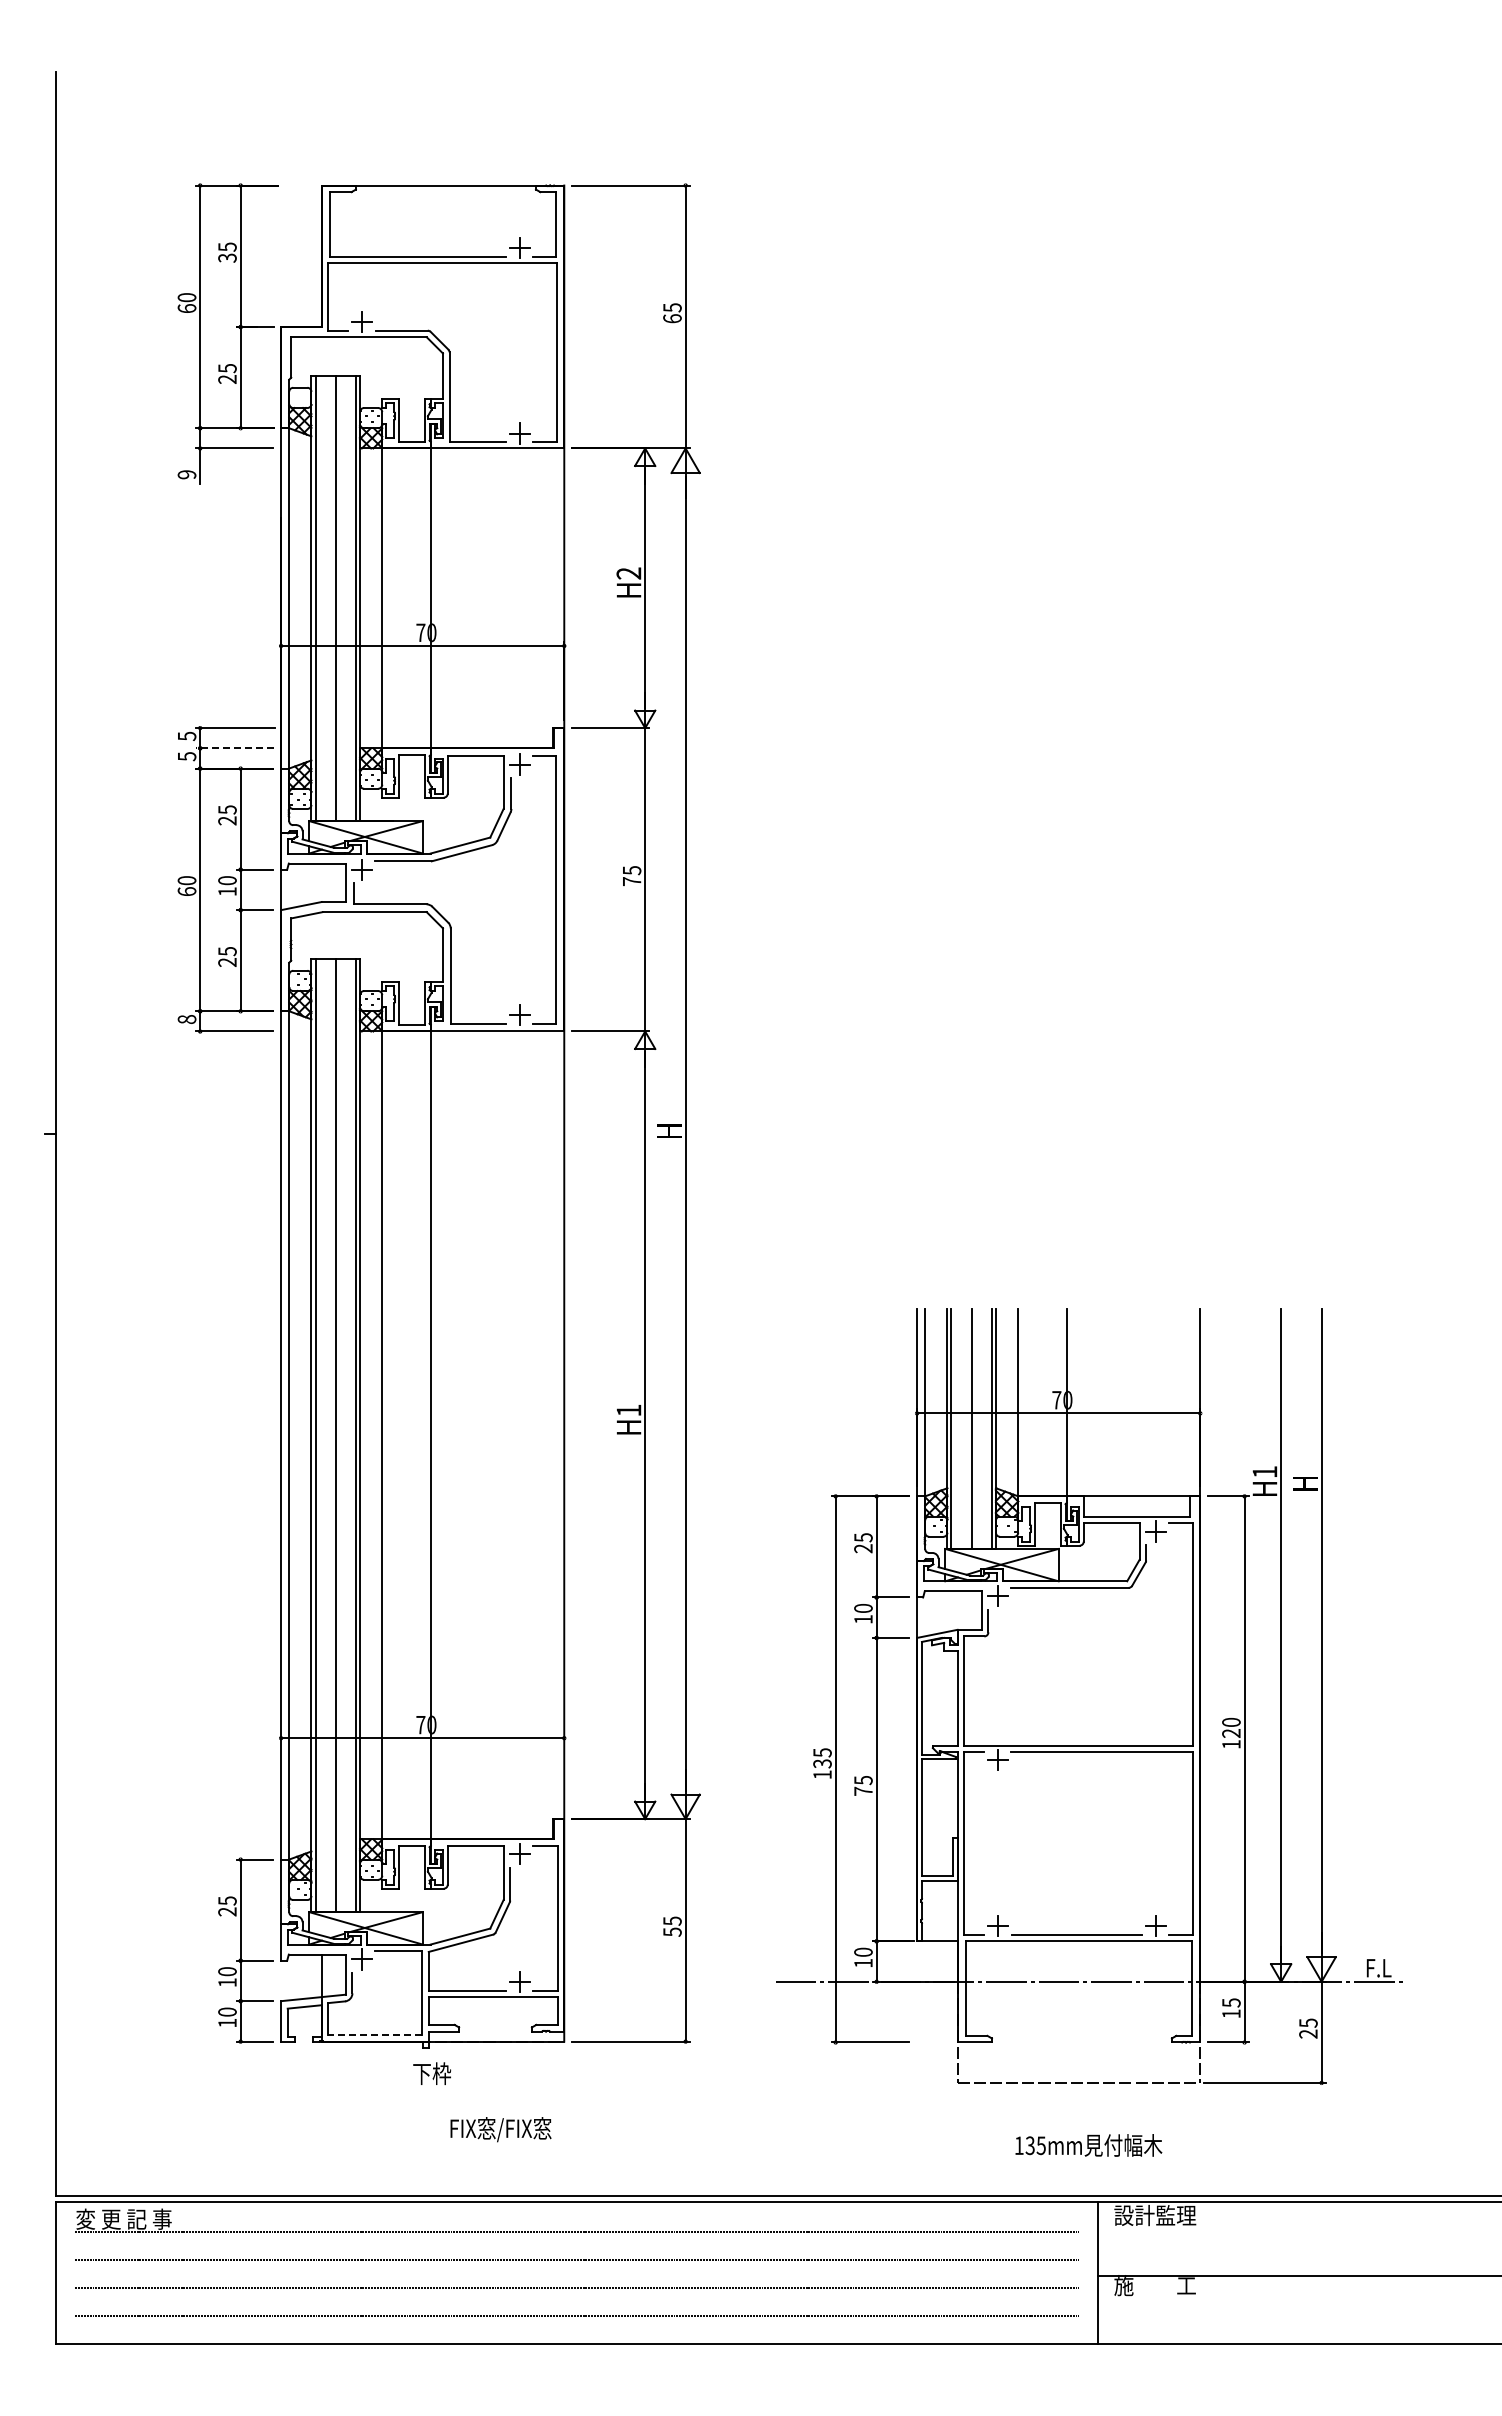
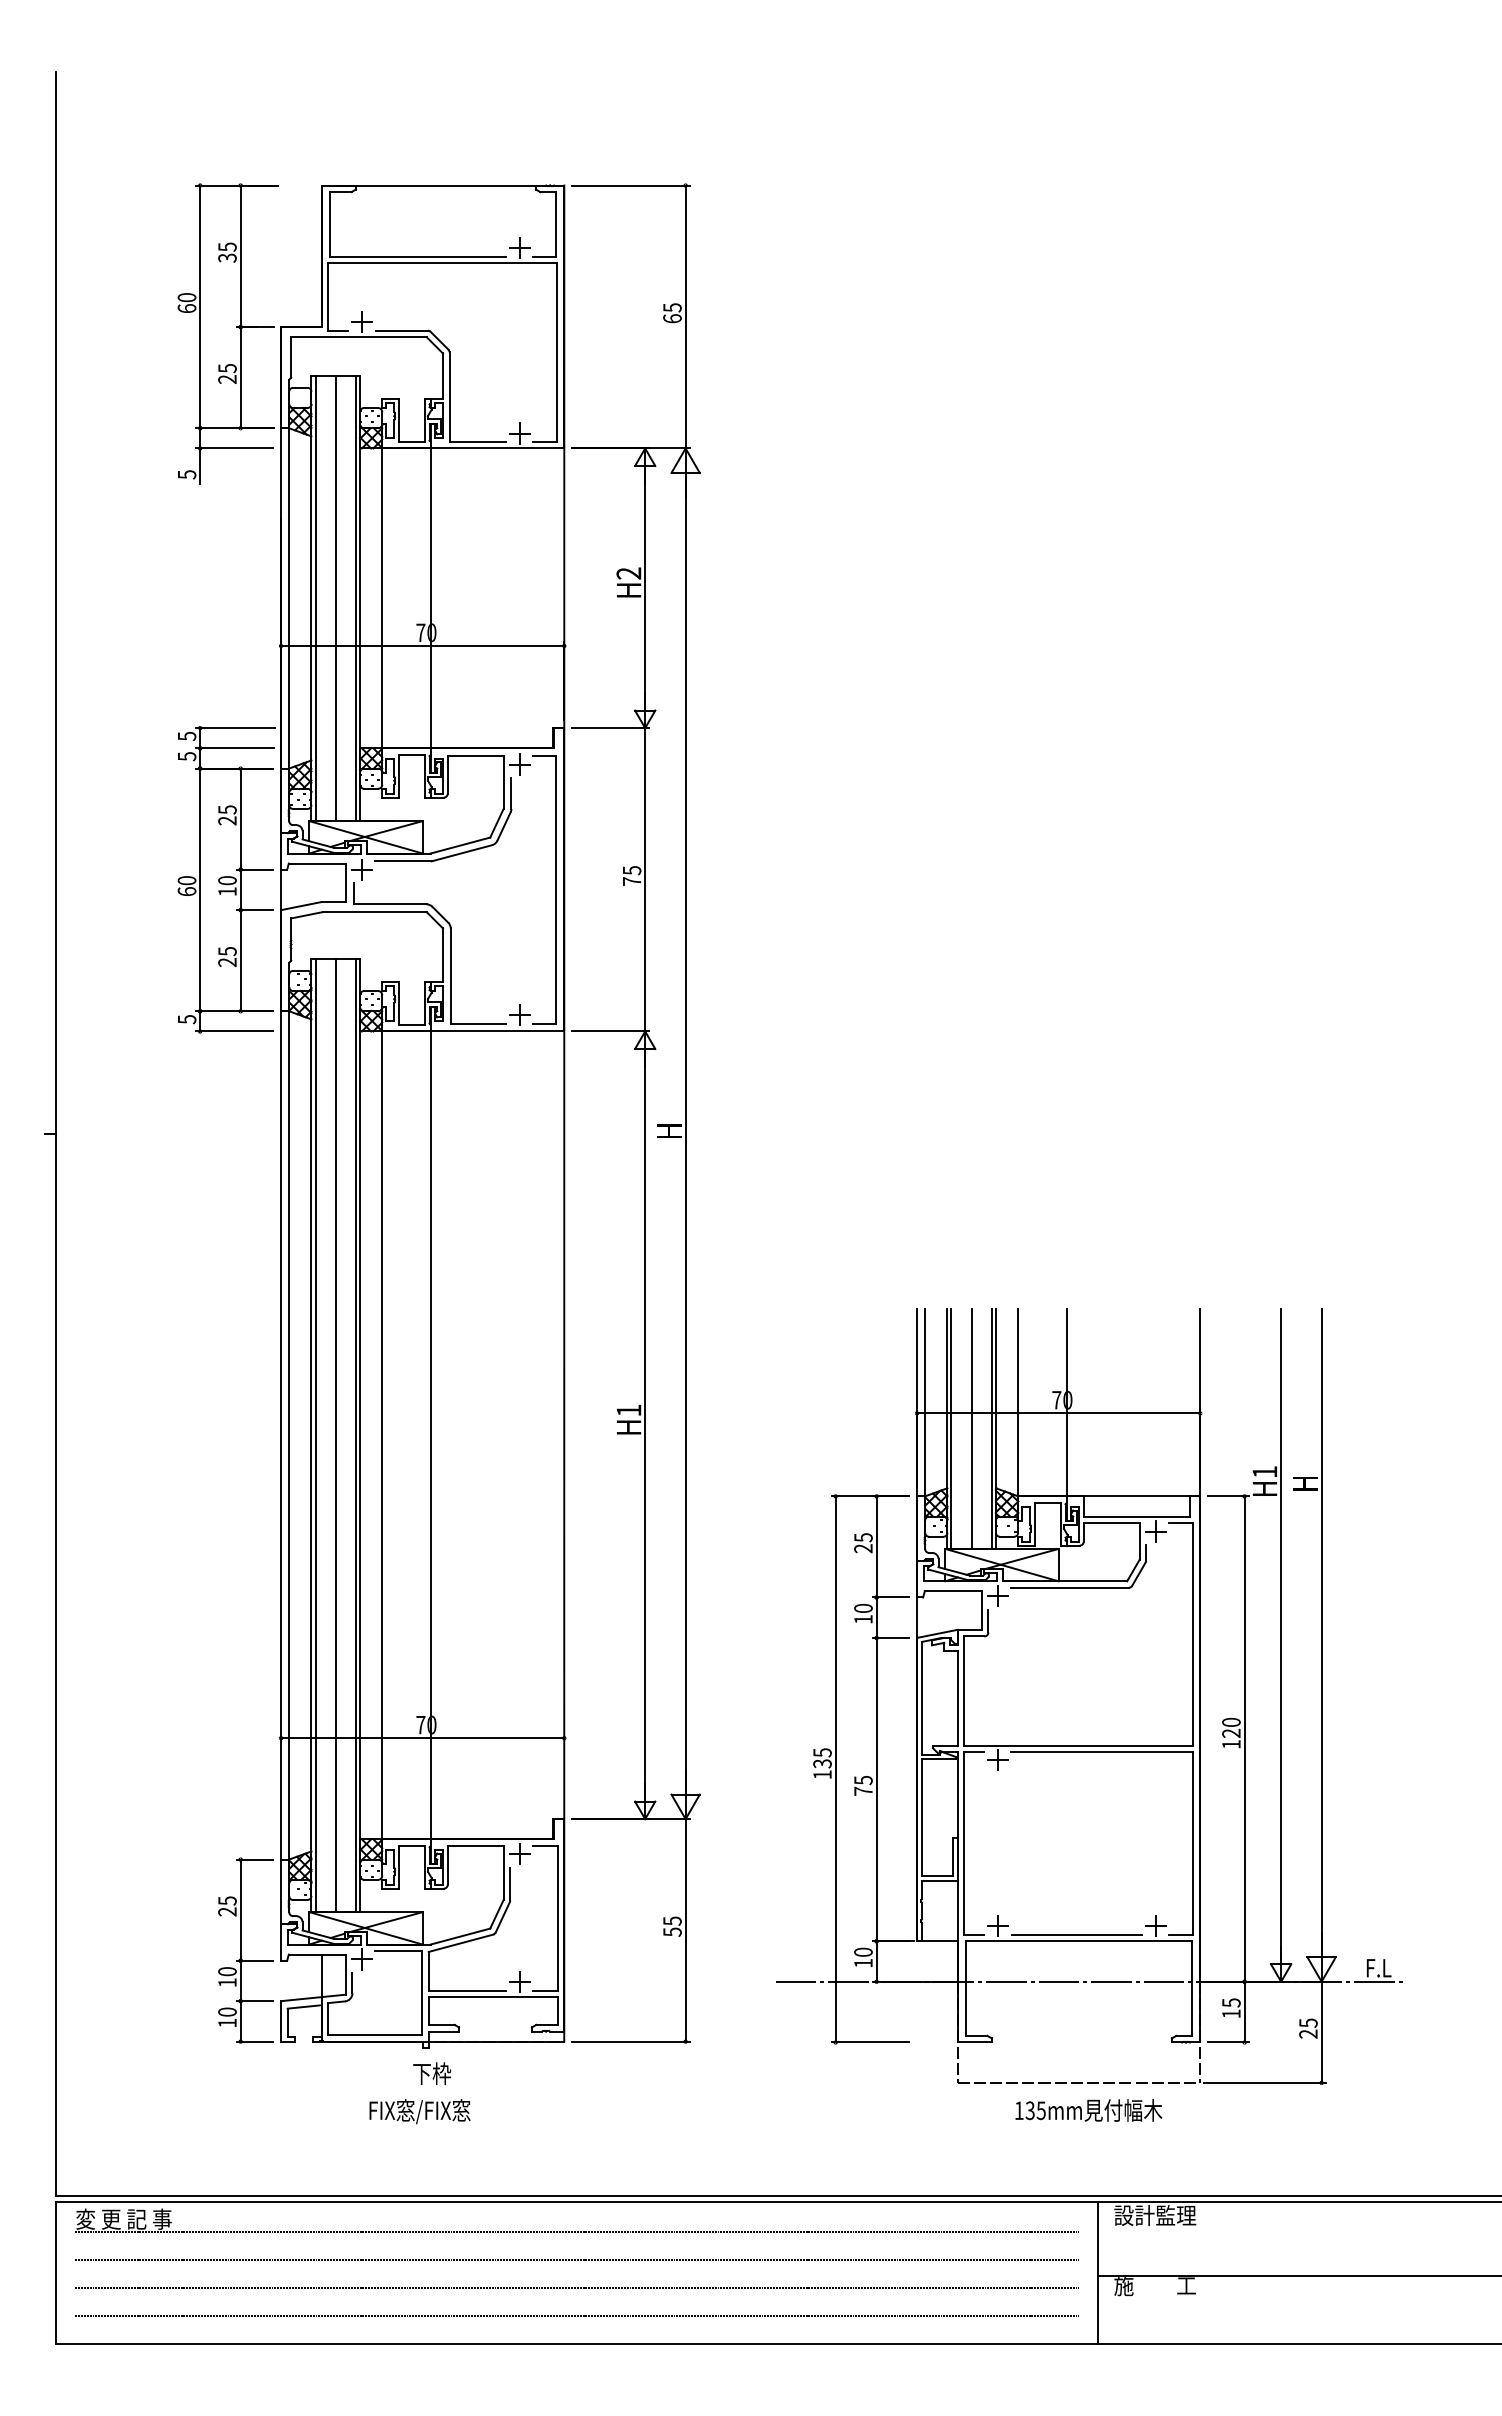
text: 9 -> 5 (186, 474)
line: dashed -> solid (235, 748)
text: 8 -> 5 (186, 1019)
line: dashed -> solid (374, 2035)
text position: (500, 2129) -> (419, 2111) (419, 2111)
text position: (1088, 2145) -> (1088, 2110) (1088, 2110)
